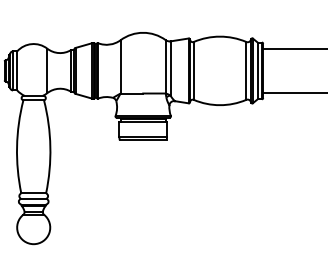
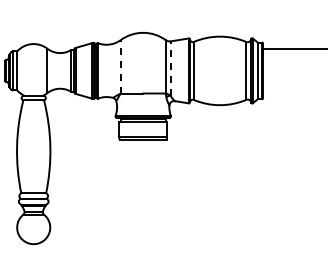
line: solid -> dashed (120, 66)
line: solid -> dashed (170, 68)
line: present -> none (293, 93)
